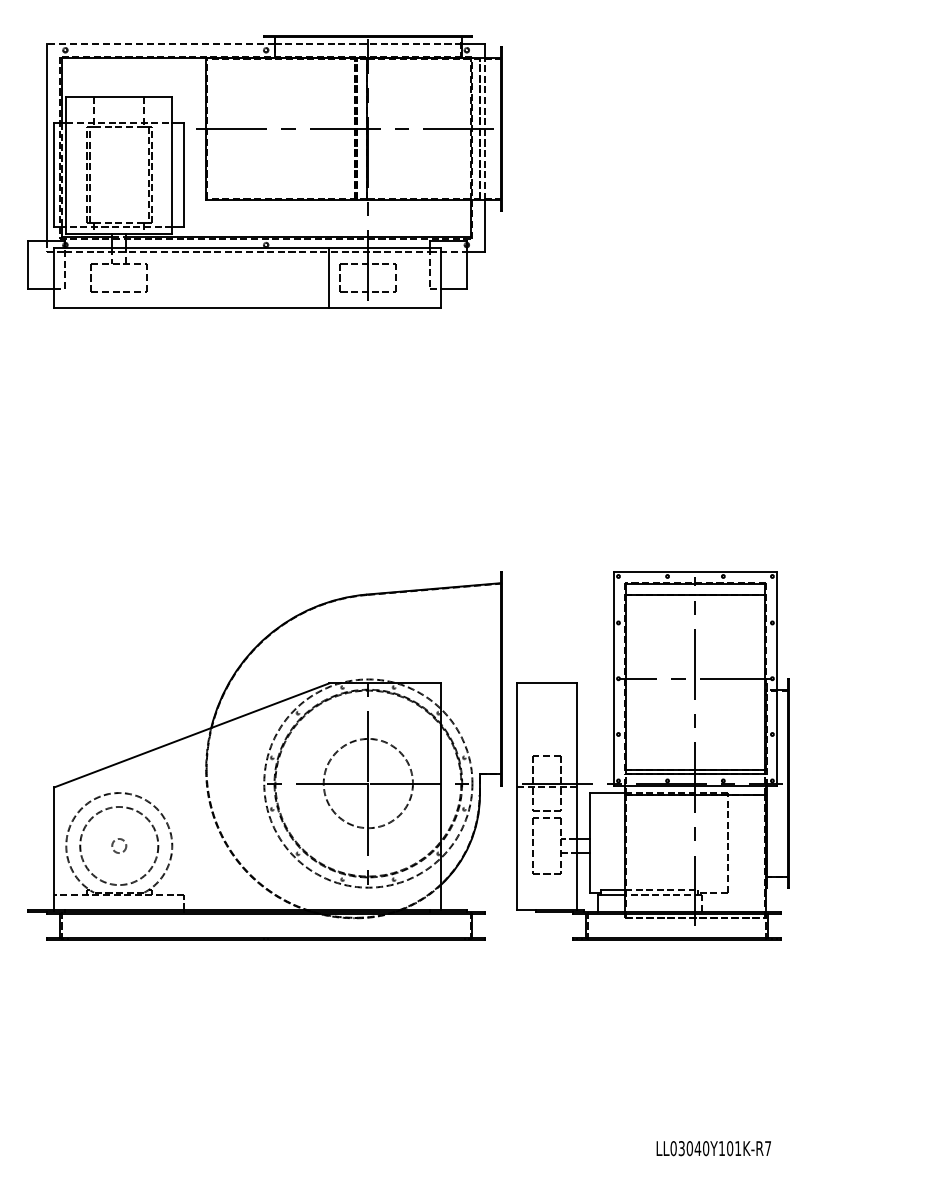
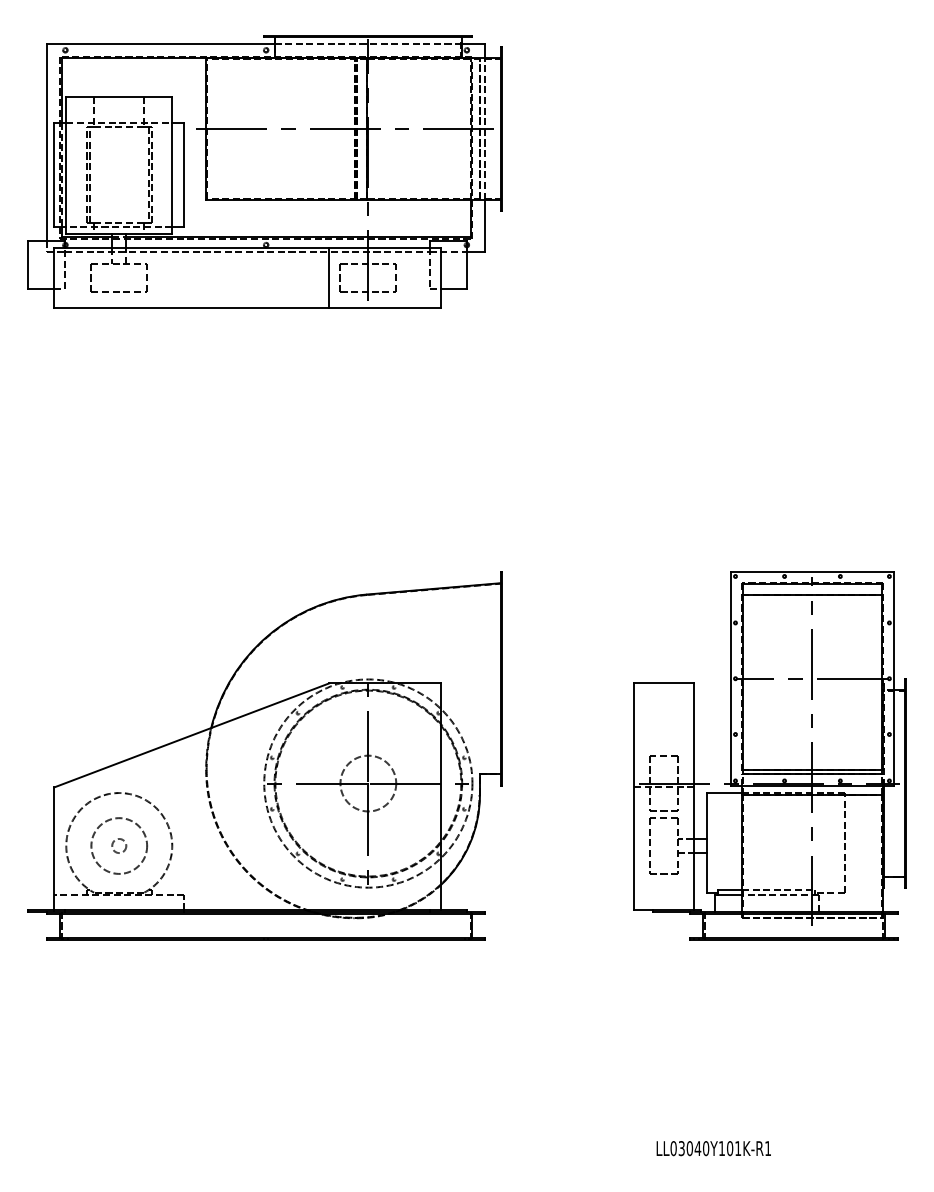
line: dashed -> solid (160, 43)
part position: (652, 755) -> (769, 755) (769, 755)
circle diameter: 89 px -> 56 px (368, 783)
circle diameter: 78 px -> 56 px (119, 845)
text: LL03040Y101K-R7 -> LL03040Y101K-R1 (768, 1148)
